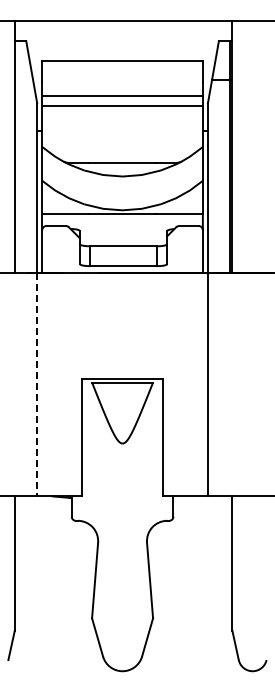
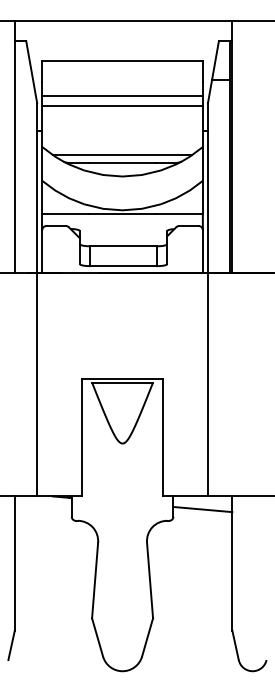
line: none -> present (122, 155)
line: dashed -> solid (37, 384)
line: none -> present (202, 509)
